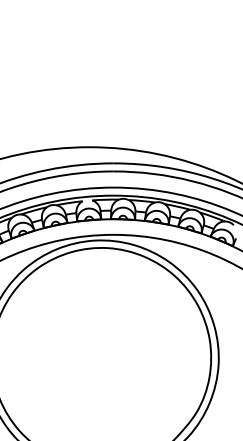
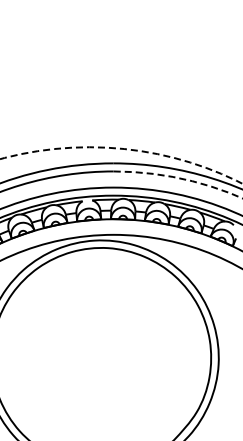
circle: solid -> dashed (121, 165)
arc: solid -> dashed (179, 178)
